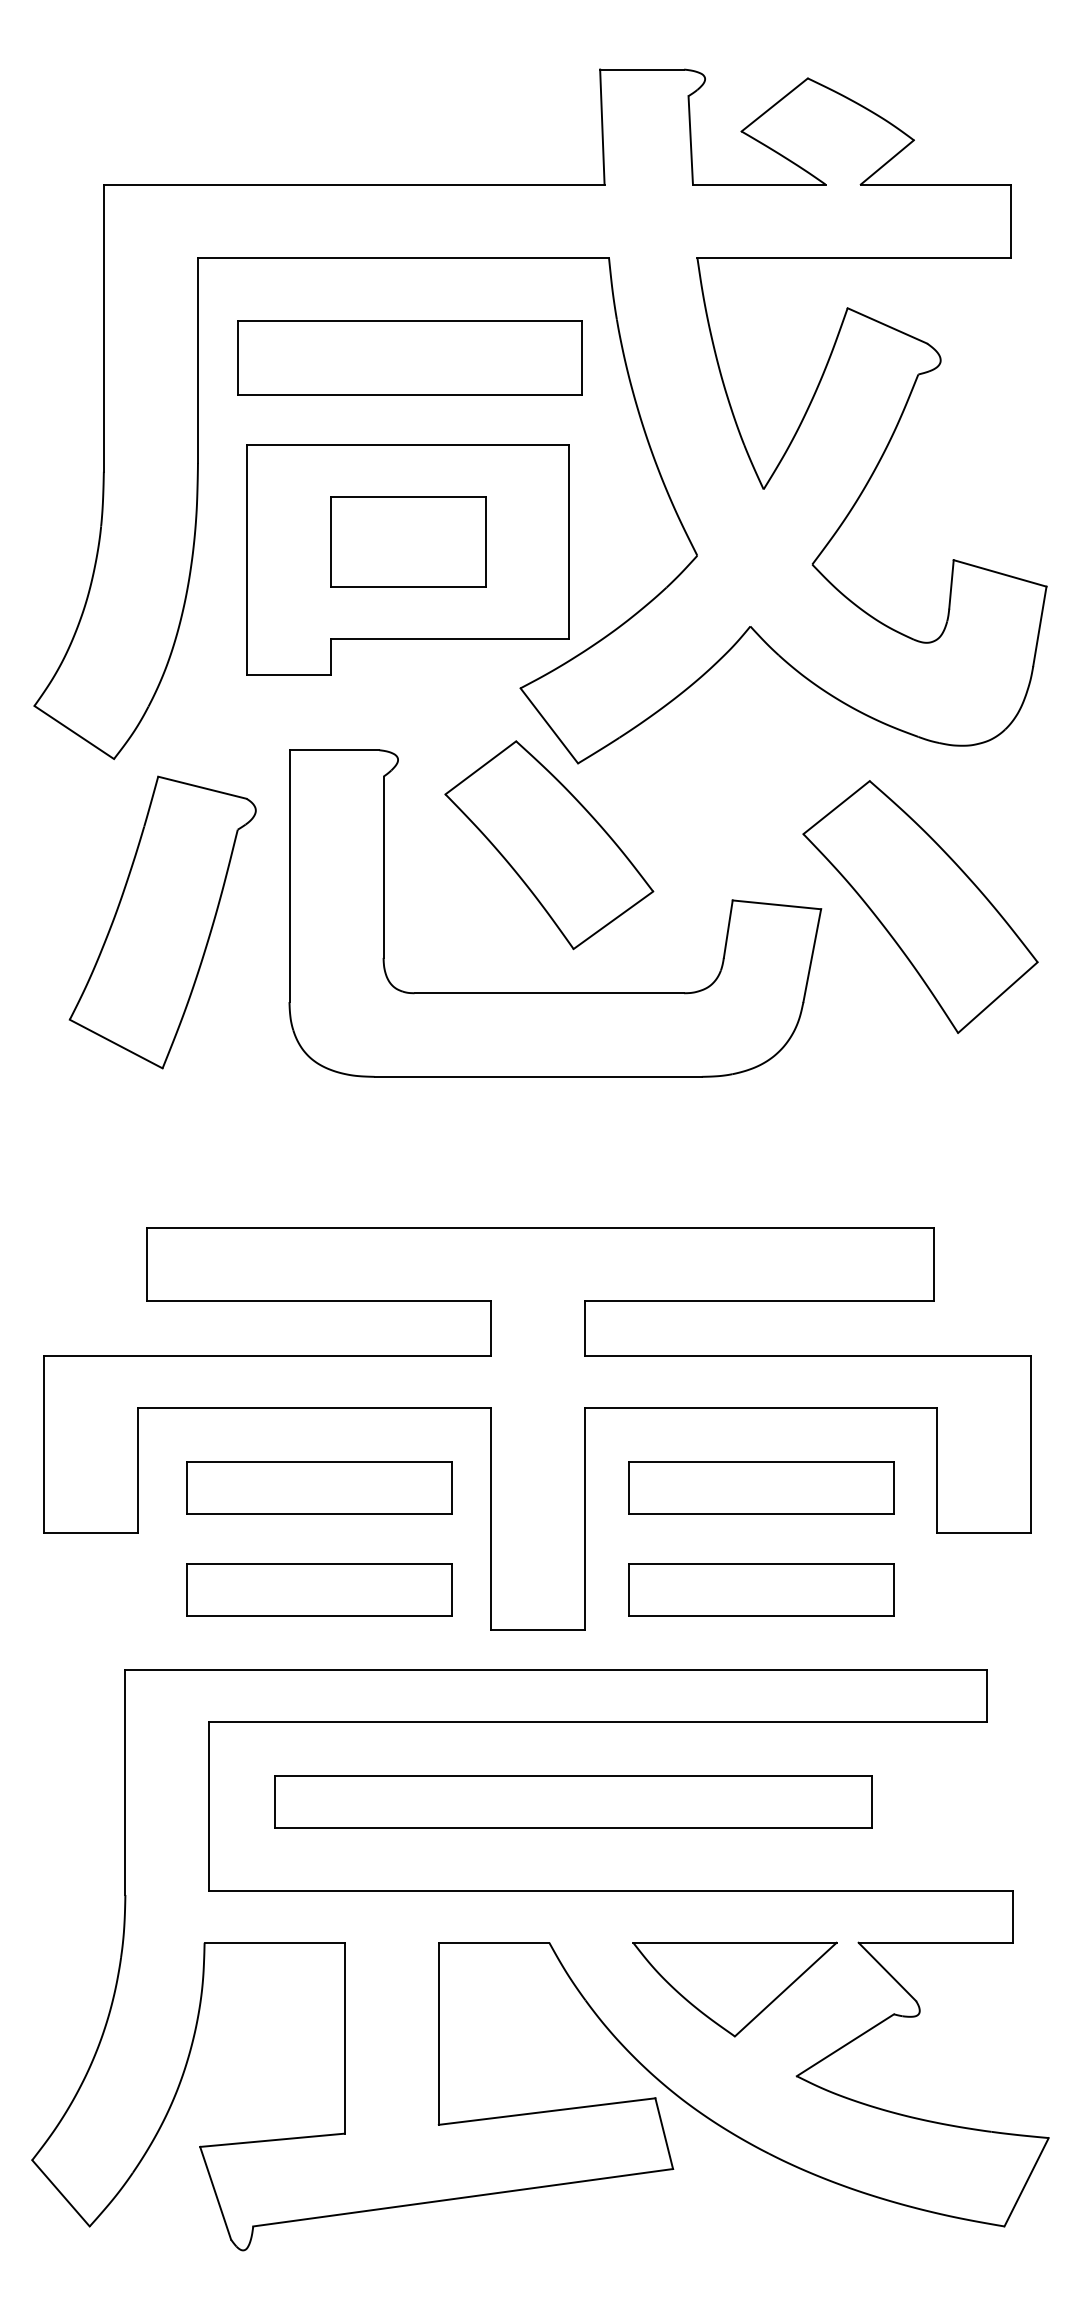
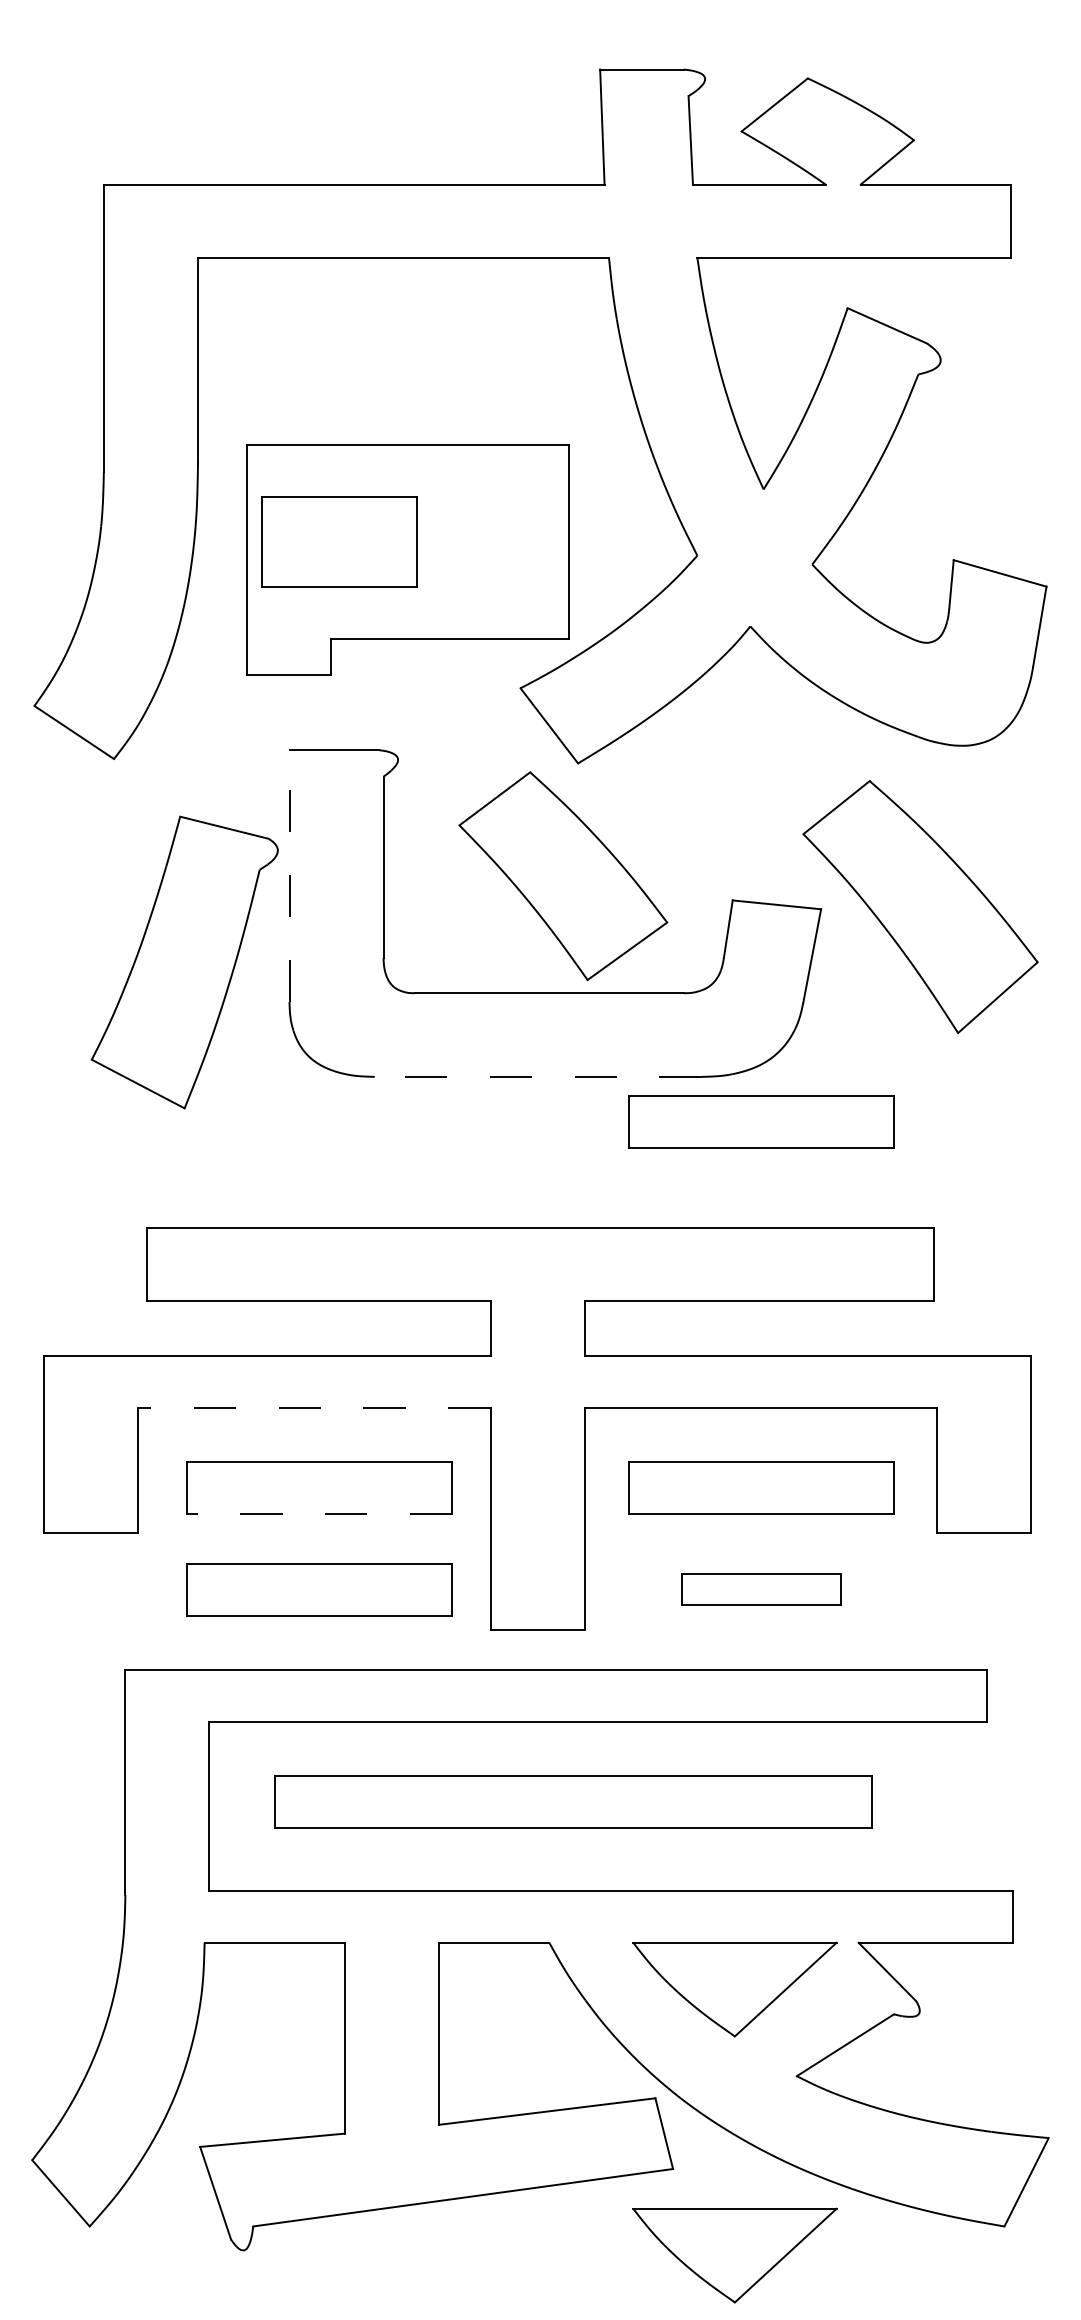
part: present -> none (409, 357)
part position: (408, 541) -> (339, 541) (339, 541)
part position: (549, 845) -> (563, 876) (563, 876)
line: solid -> dashed (289, 876)
part position: (162, 922) -> (184, 962) (184, 962)
line: solid -> dashed (538, 1076)
part: none -> present (761, 1121)
line: solid -> dashed (313, 1408)
line: solid -> dashed (319, 1514)
part size: 267x54 px -> 161x33 px (761, 1589)
part: none -> present (734, 2255)
